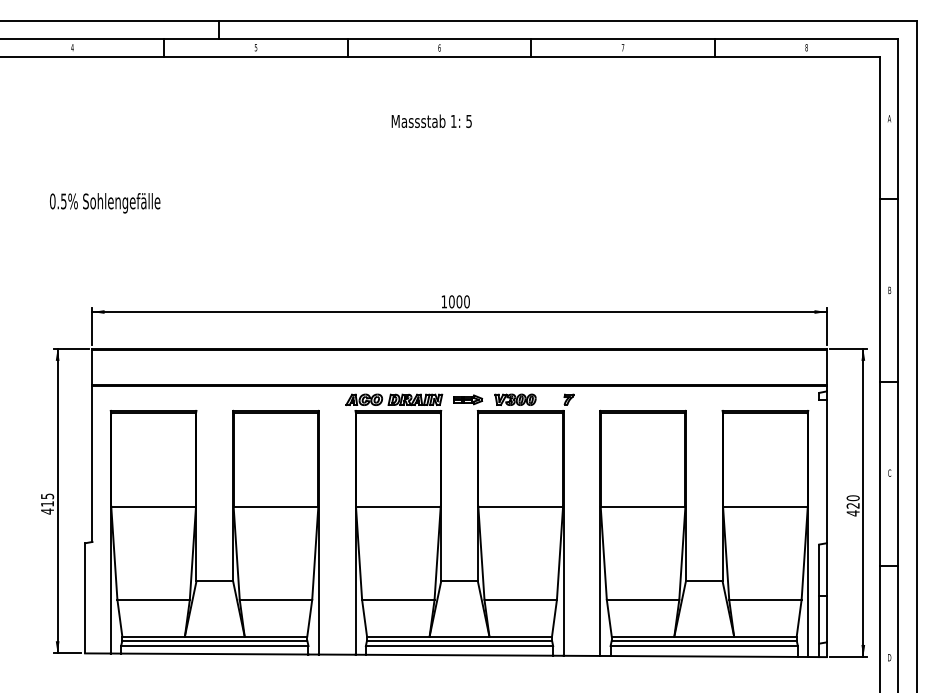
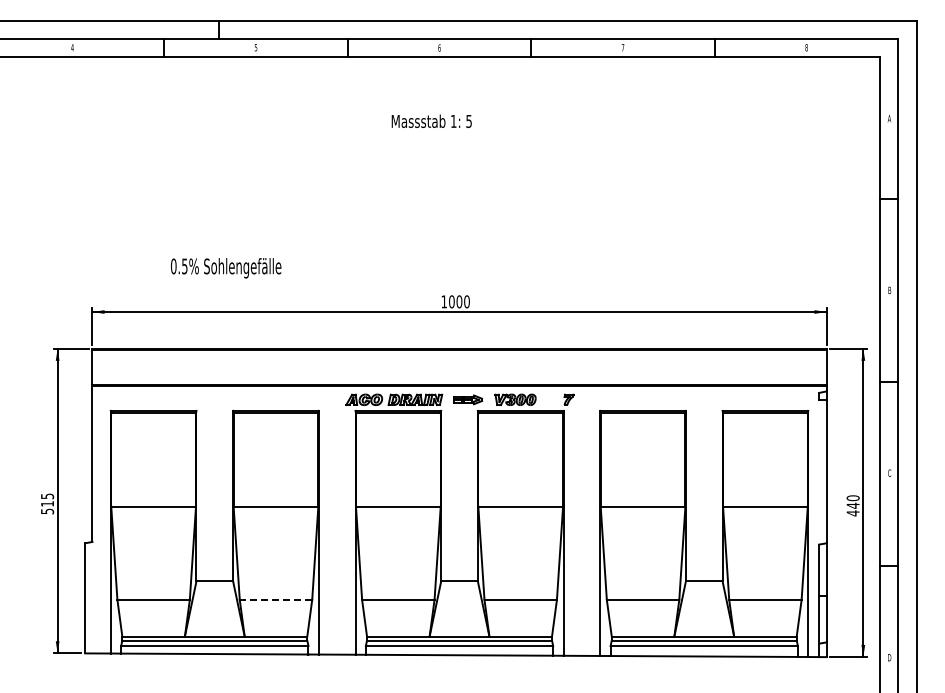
text position: (105, 203) -> (226, 268) (226, 268)
text: 420 -> 440 (852, 505)
text: 415 -> 515 (47, 511)
line: solid -> dashed (275, 599)
